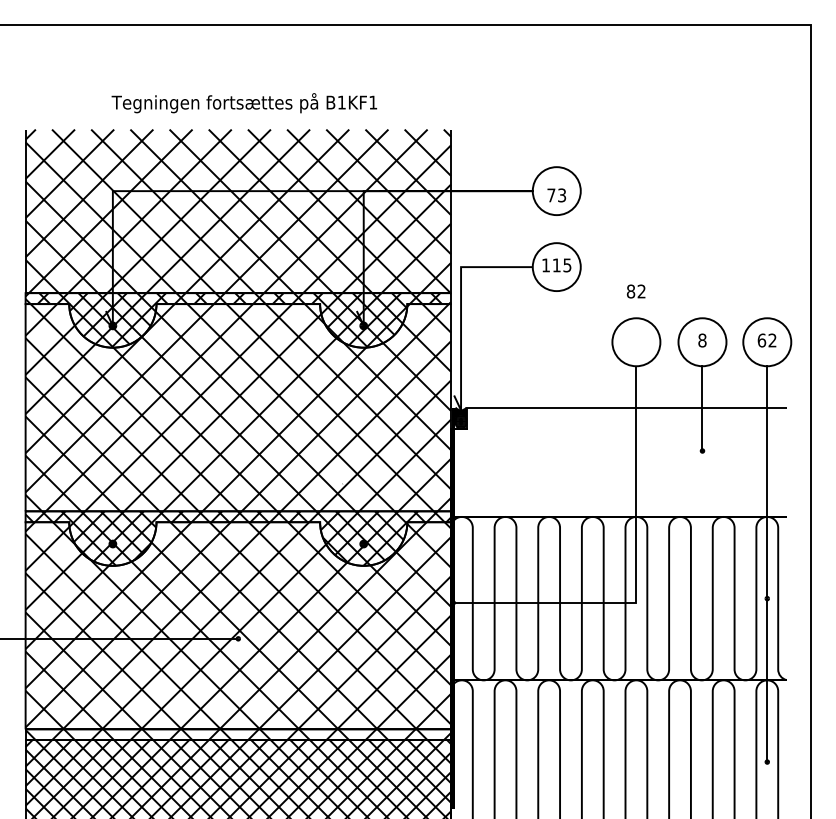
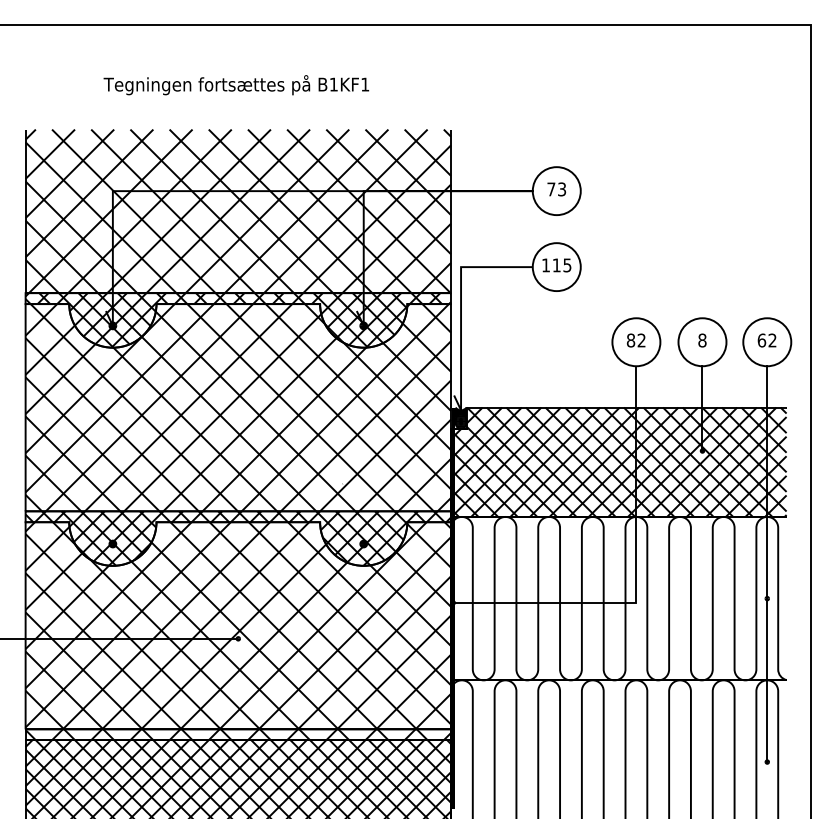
text position: (244, 103) -> (236, 85) (236, 85)
text position: (556, 195) -> (556, 189) (556, 189)
text position: (636, 291) -> (636, 340) (636, 340)
hatch: none -> present (619, 461)
